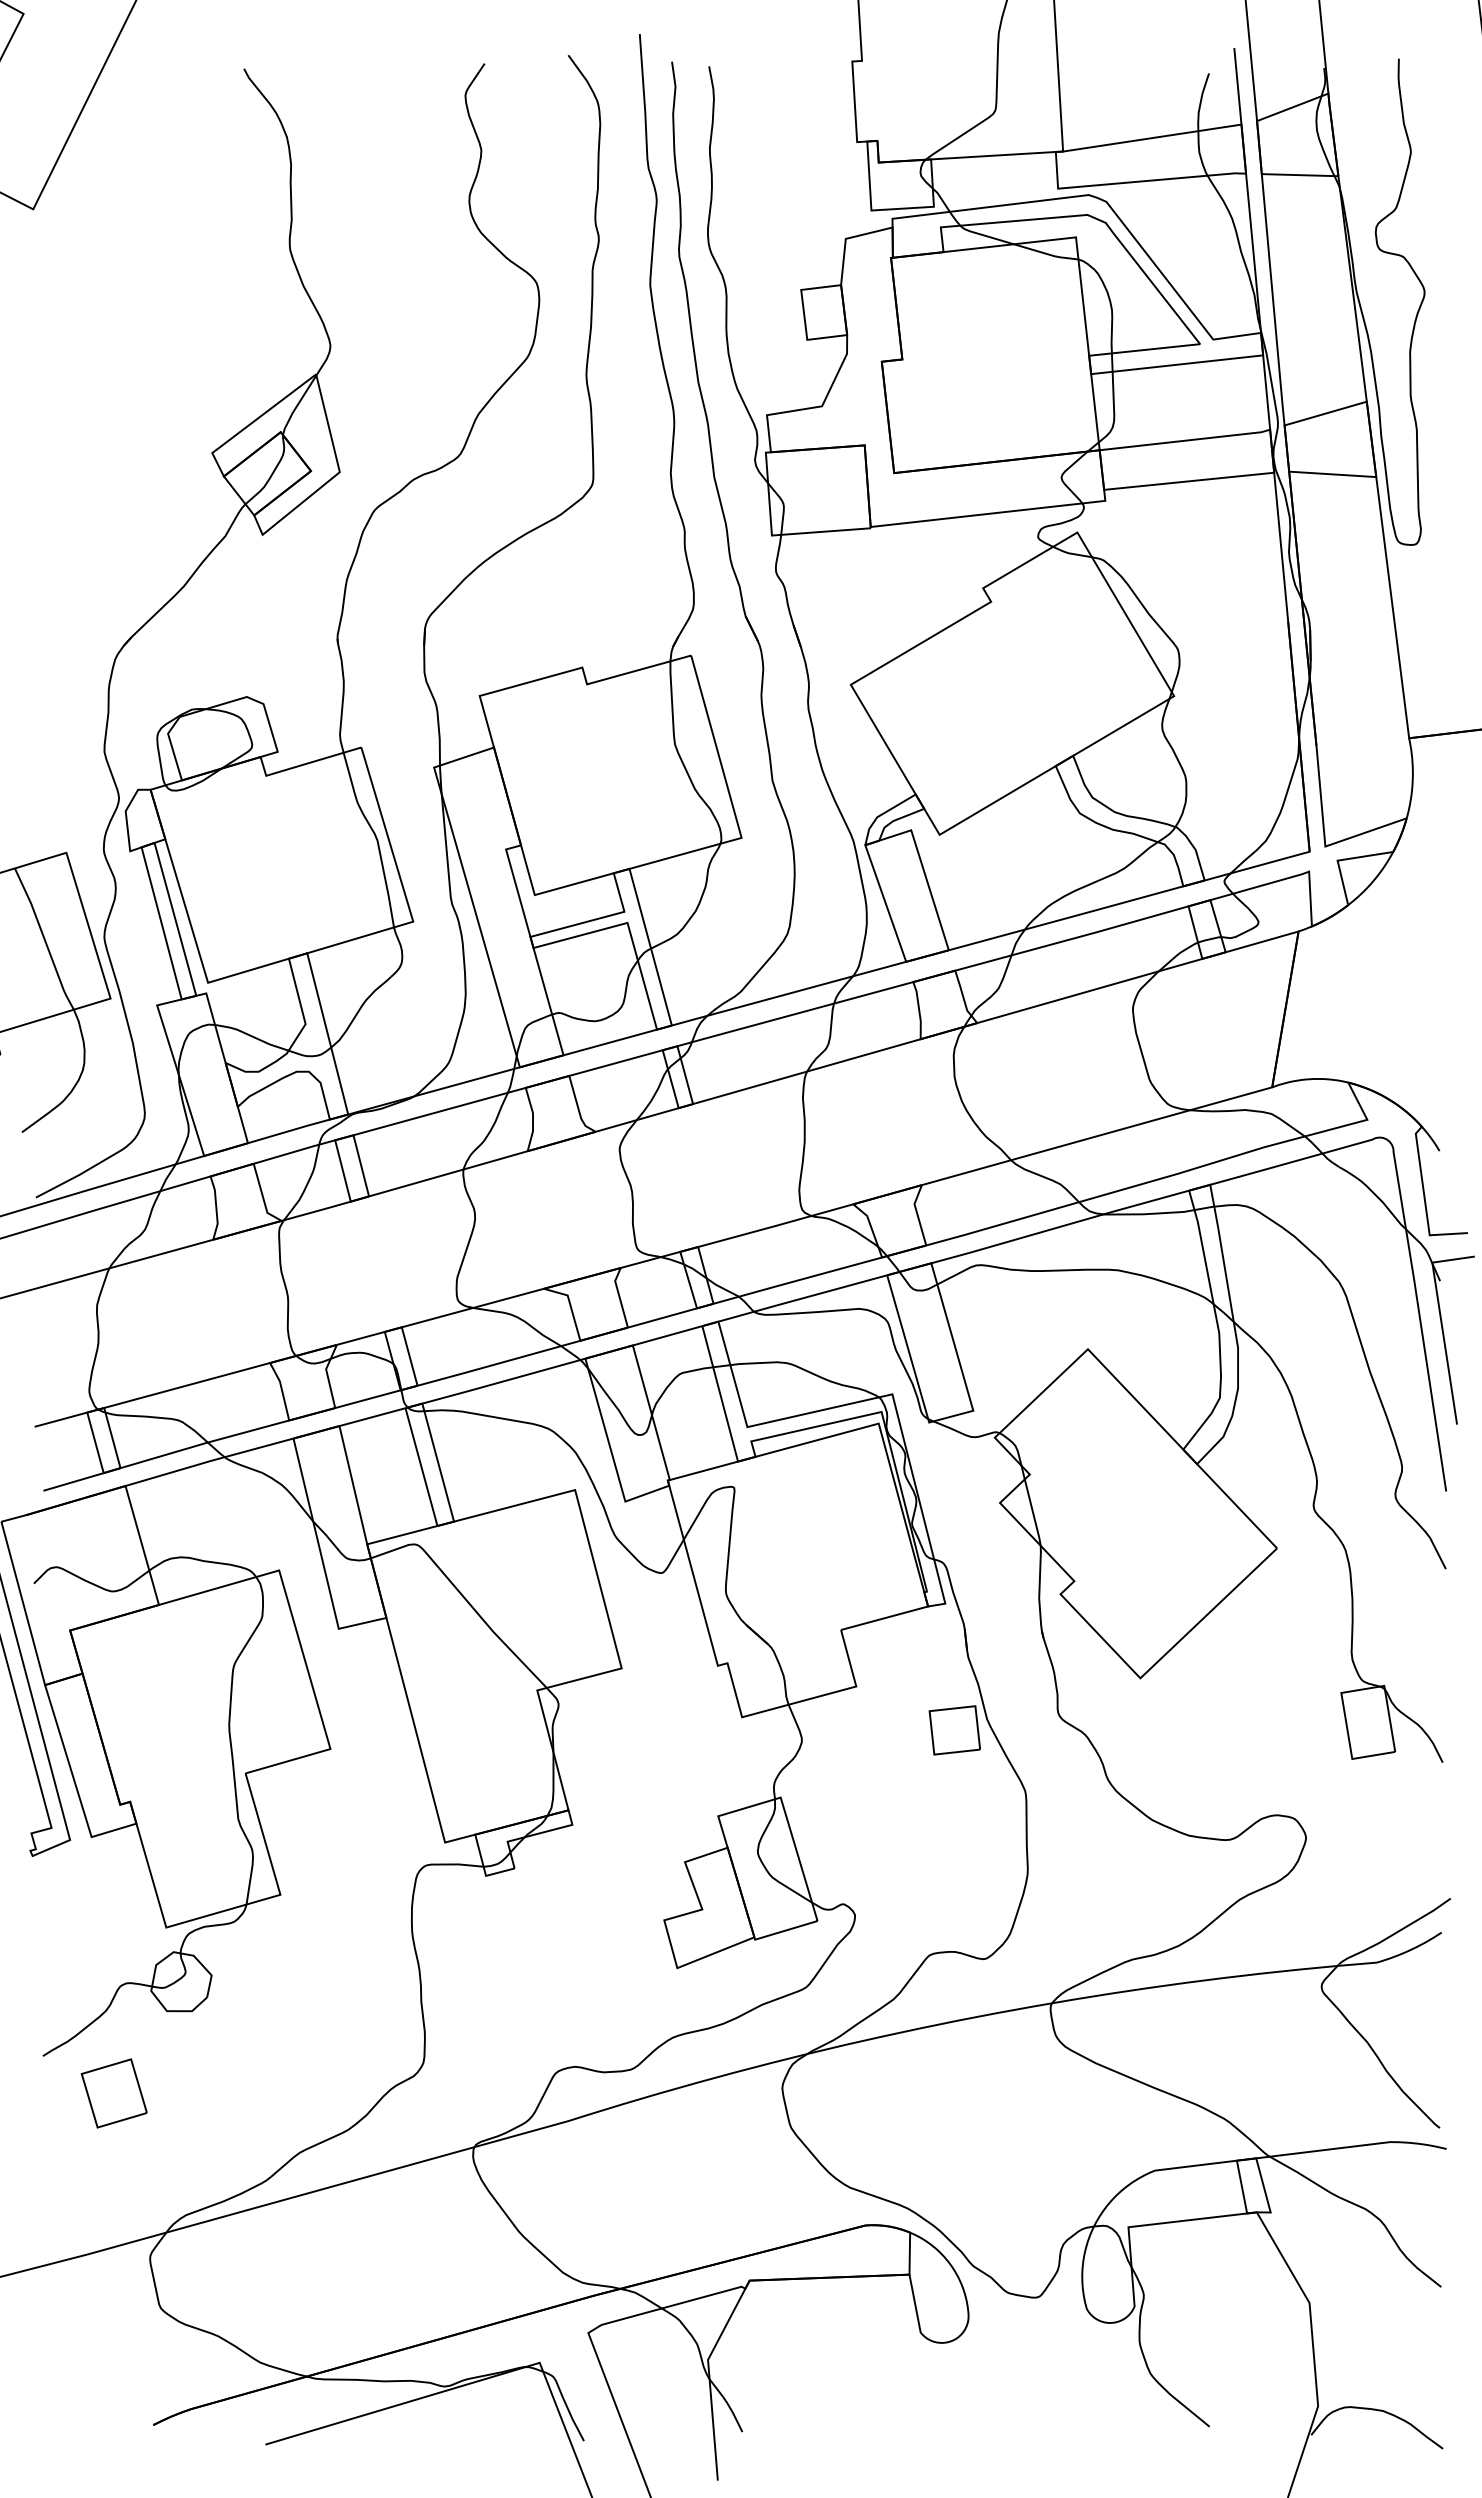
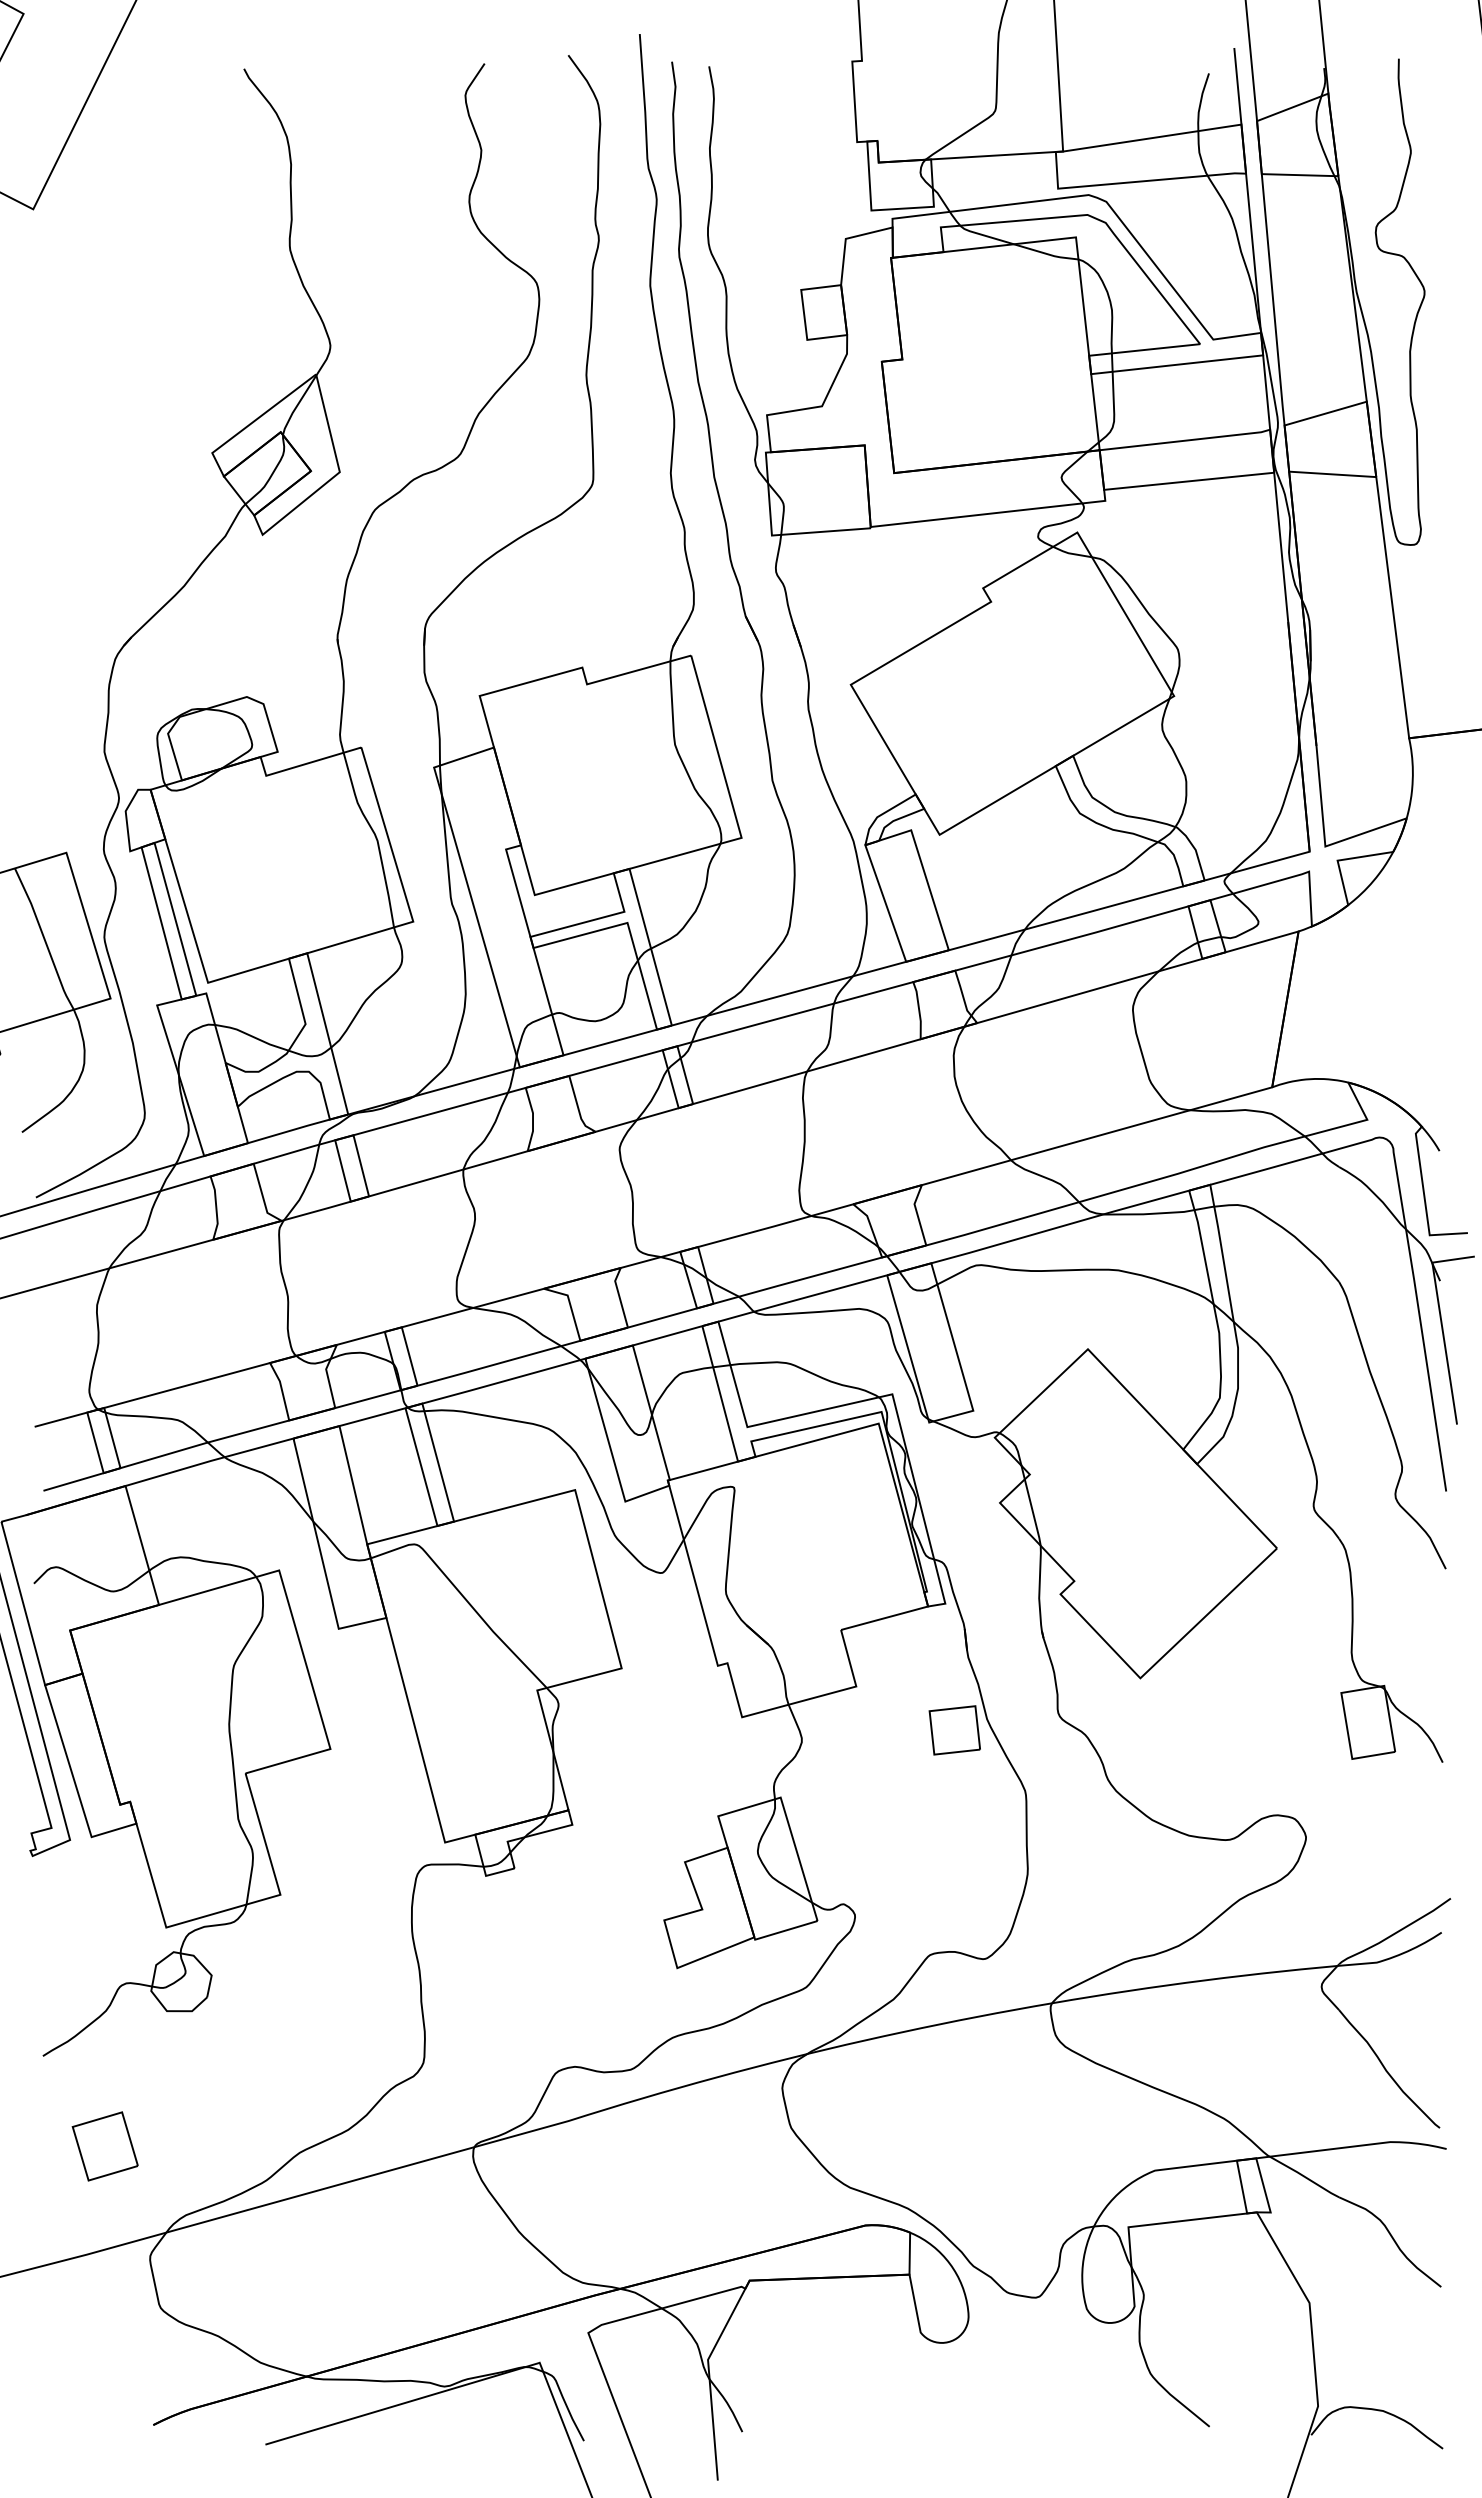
part position: (113, 2093) -> (104, 2146) (104, 2146)
